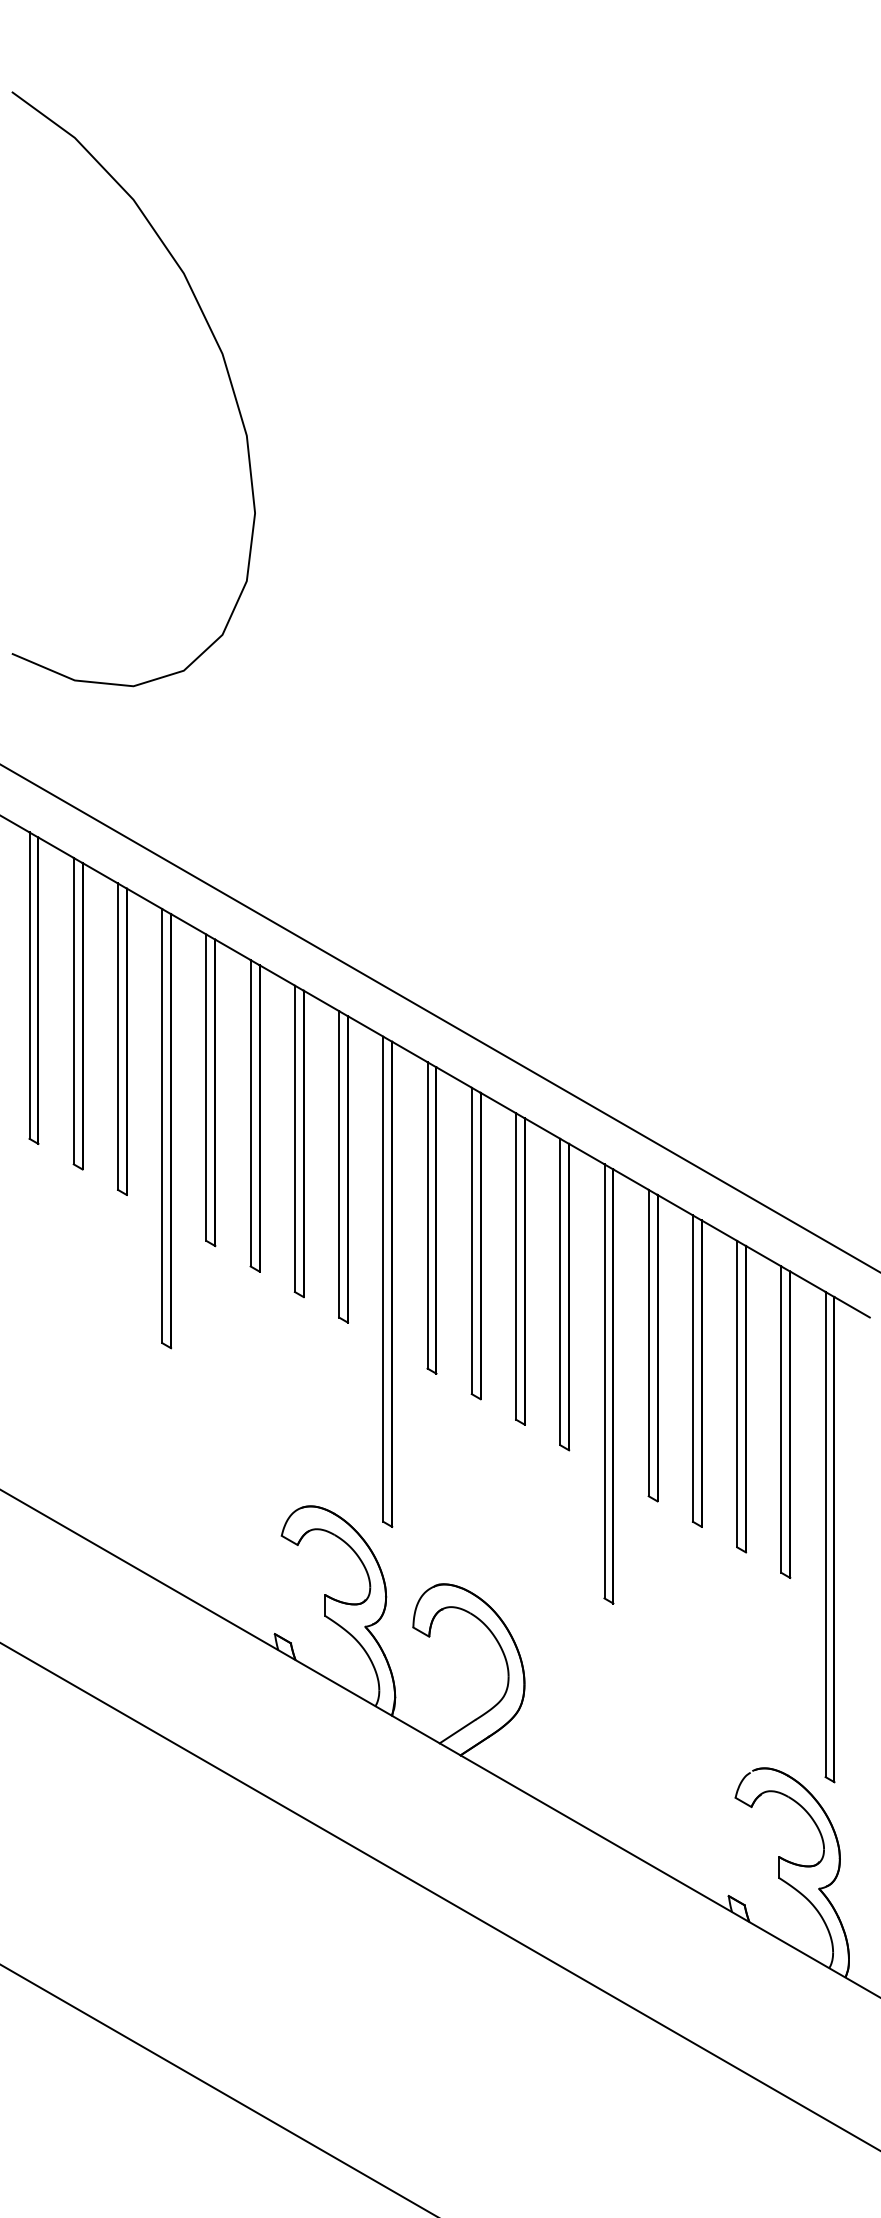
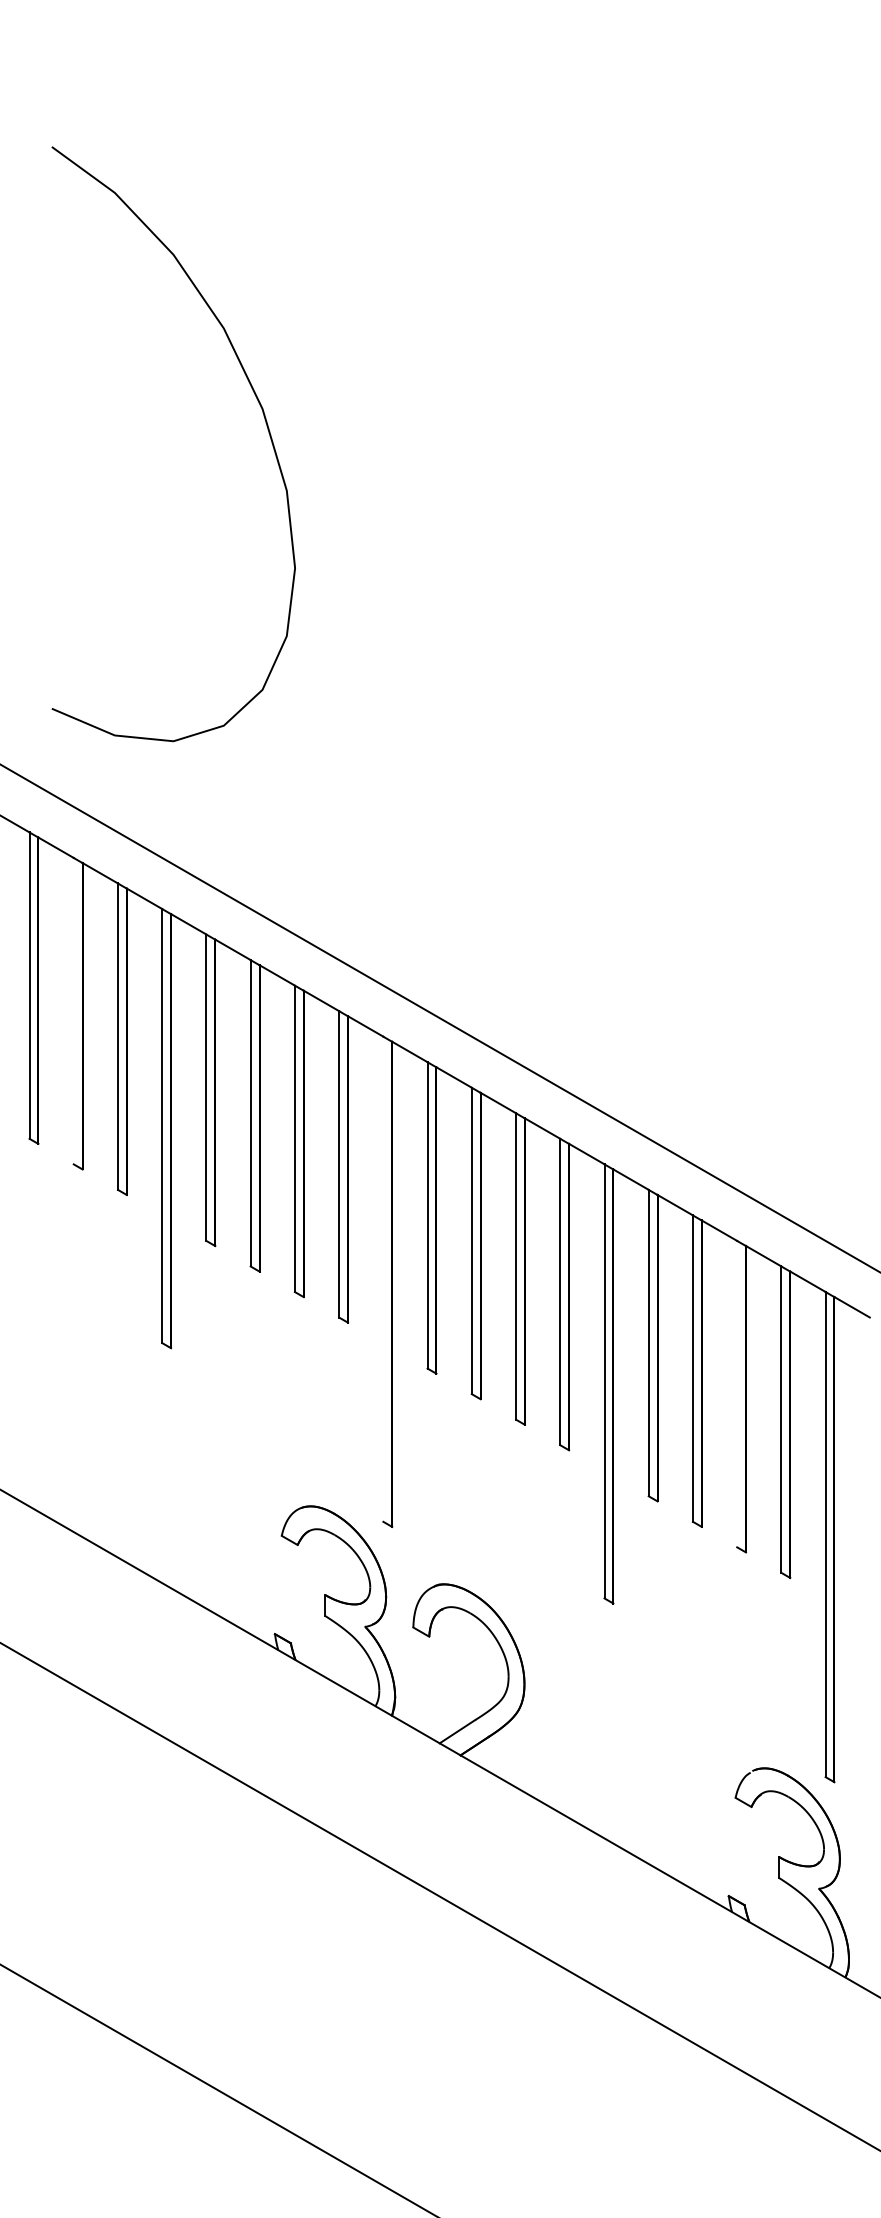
curve position: (222, 358) -> (262, 413) (262, 413)
line: present -> none (73, 1010)
line: present -> none (383, 1278)
line: present -> none (737, 1393)
